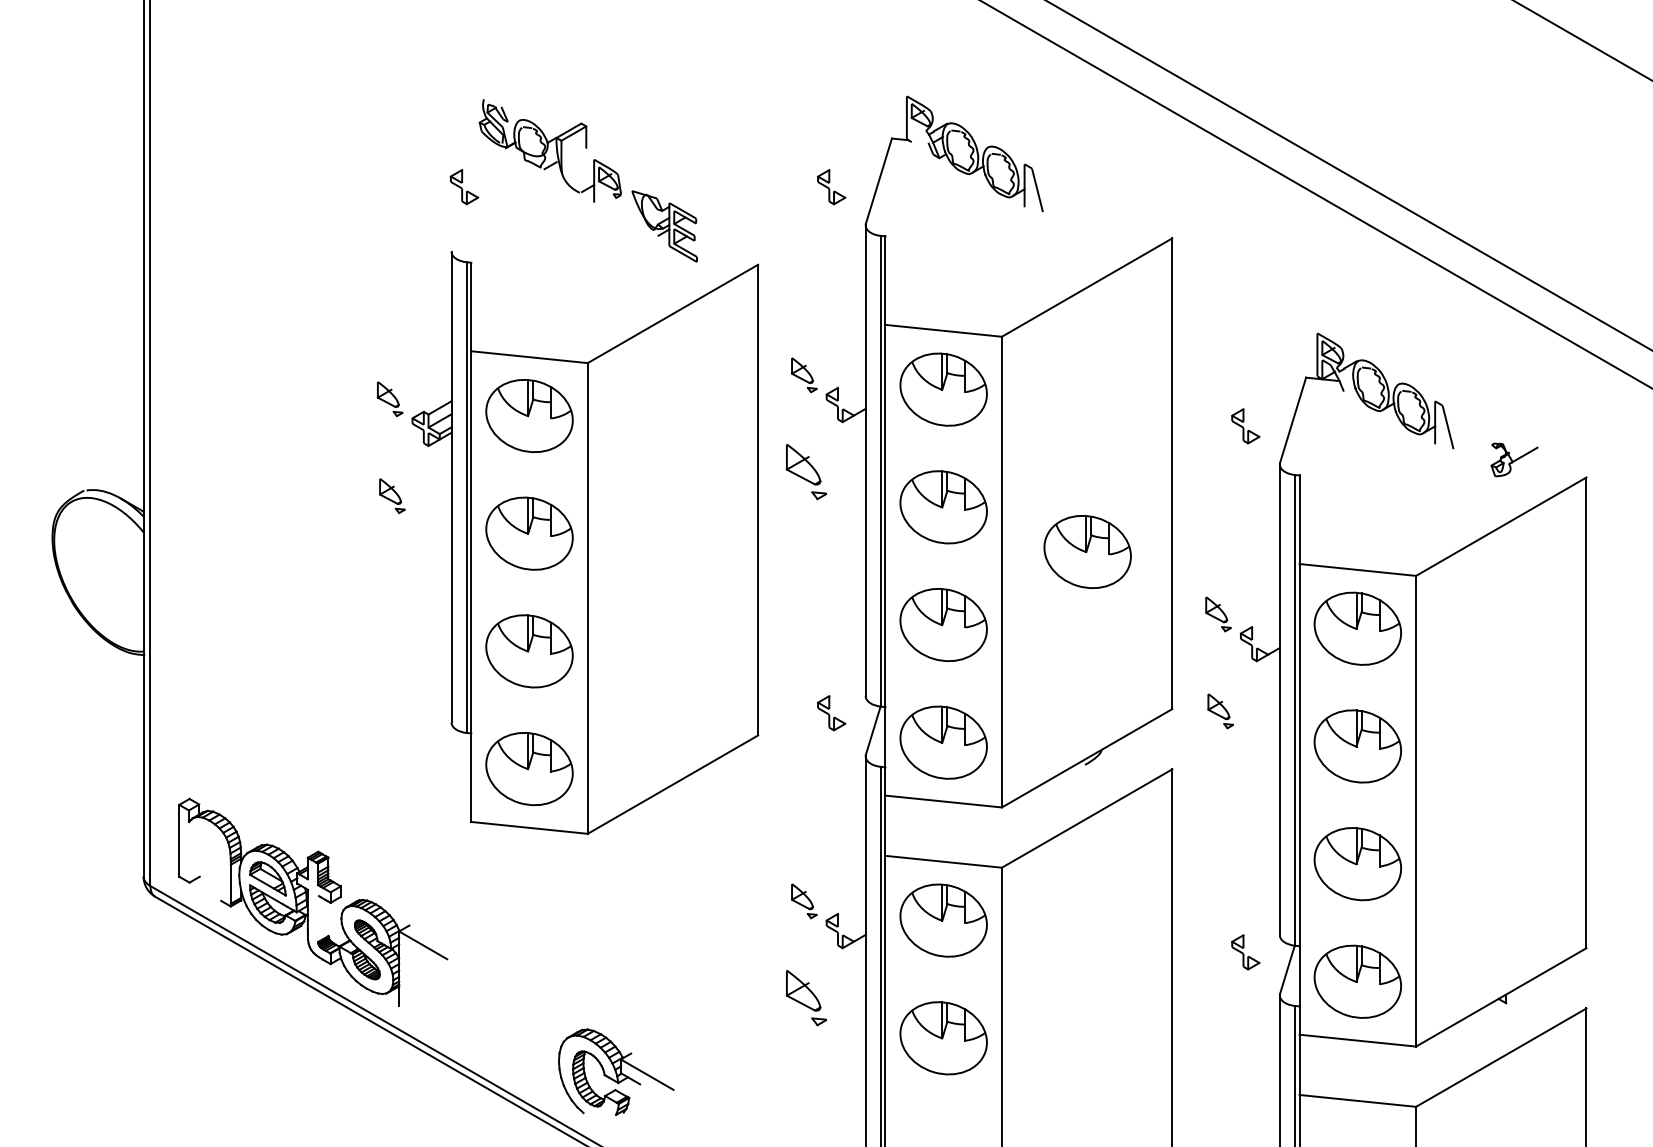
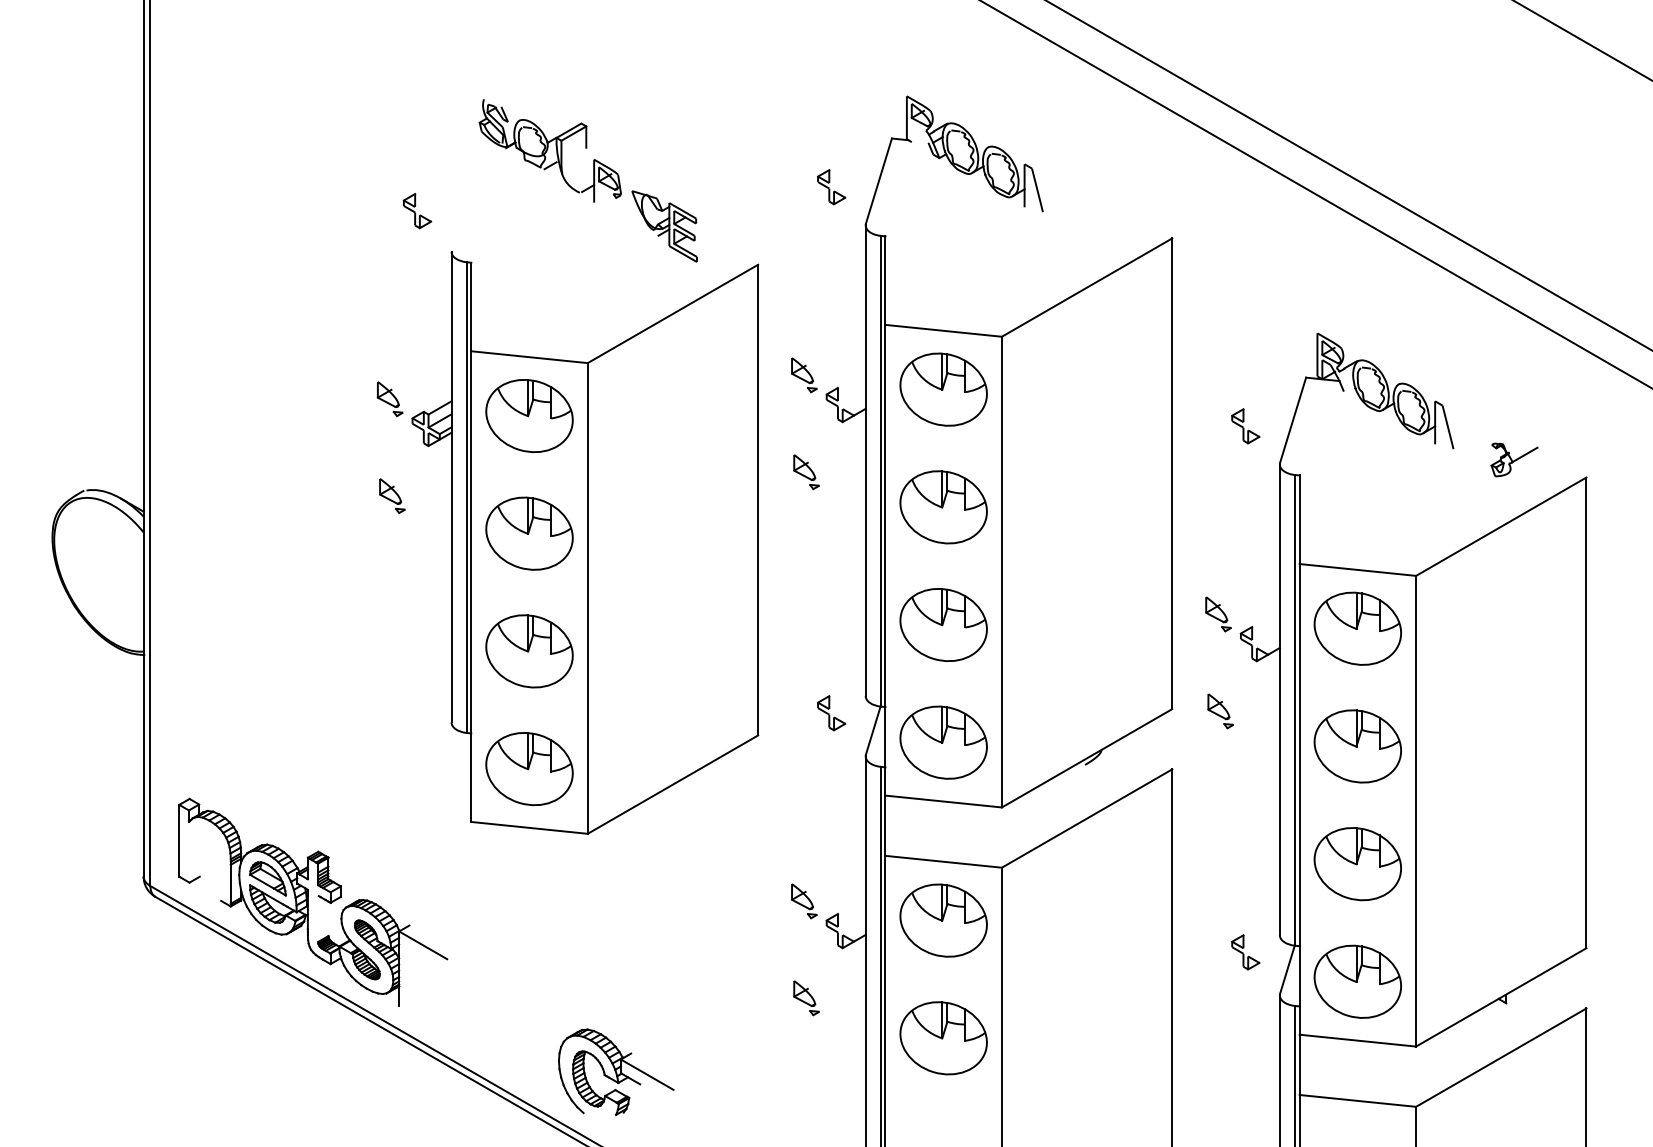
part position: (464, 187) -> (417, 211) (417, 211)
part size: 43x57 px -> 27x37 px (806, 472)
part: present -> none (1087, 551)
part size: 43x57 px -> 27x37 px (806, 998)
